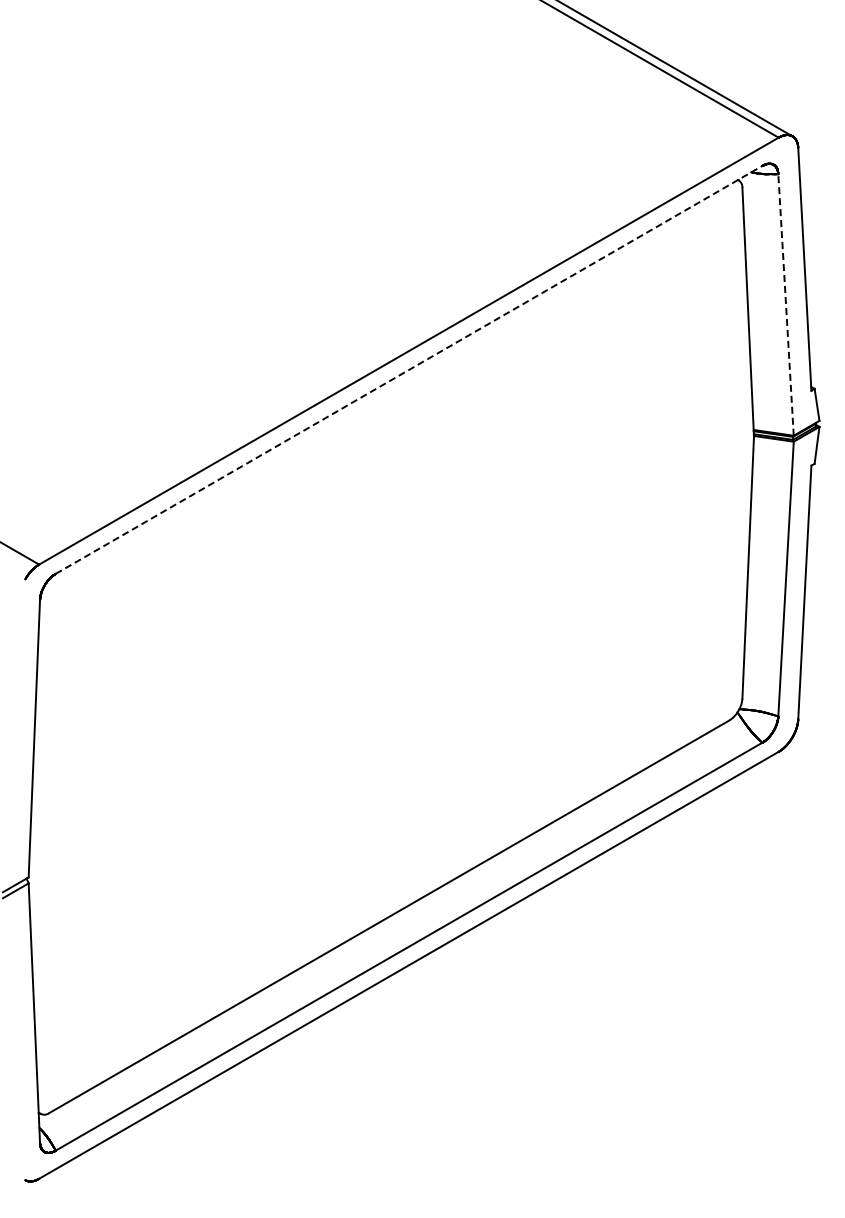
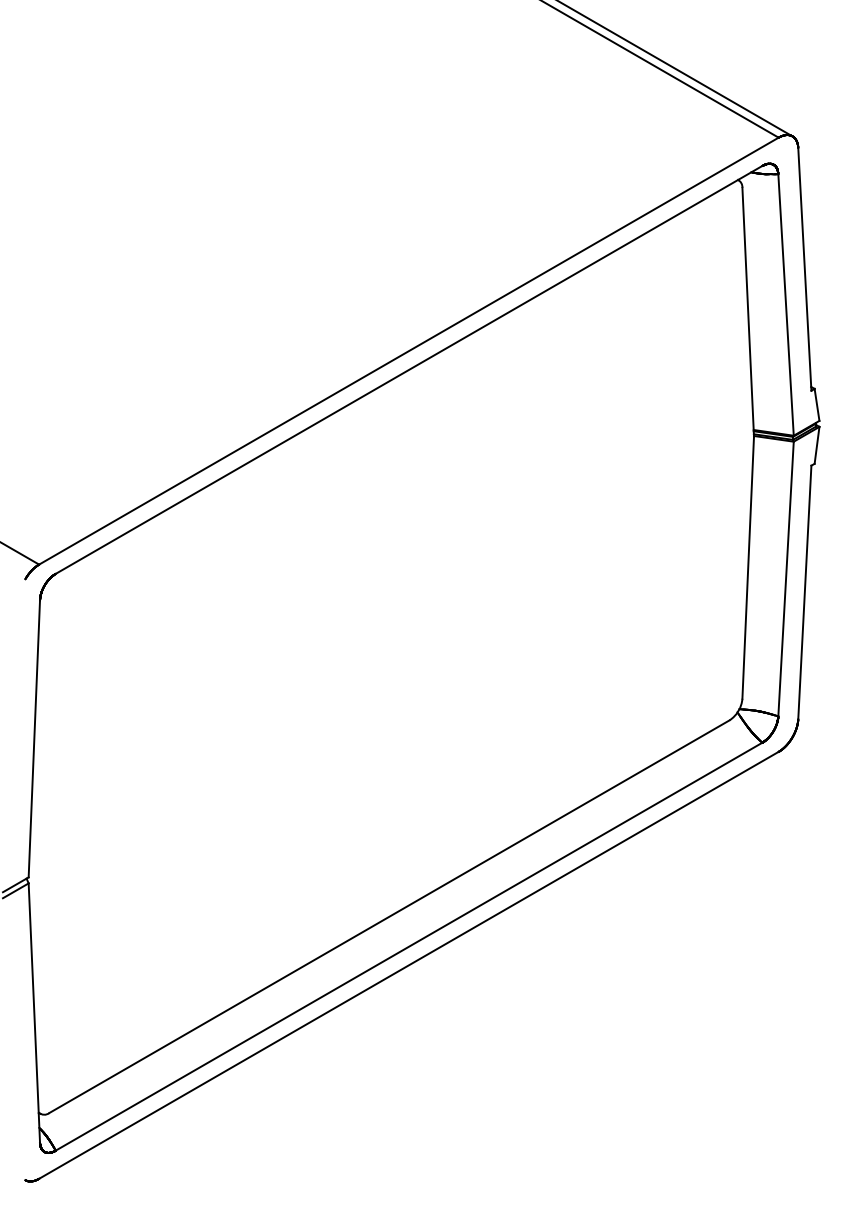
line: dashed -> solid (786, 304)
line: dashed -> solid (409, 369)
